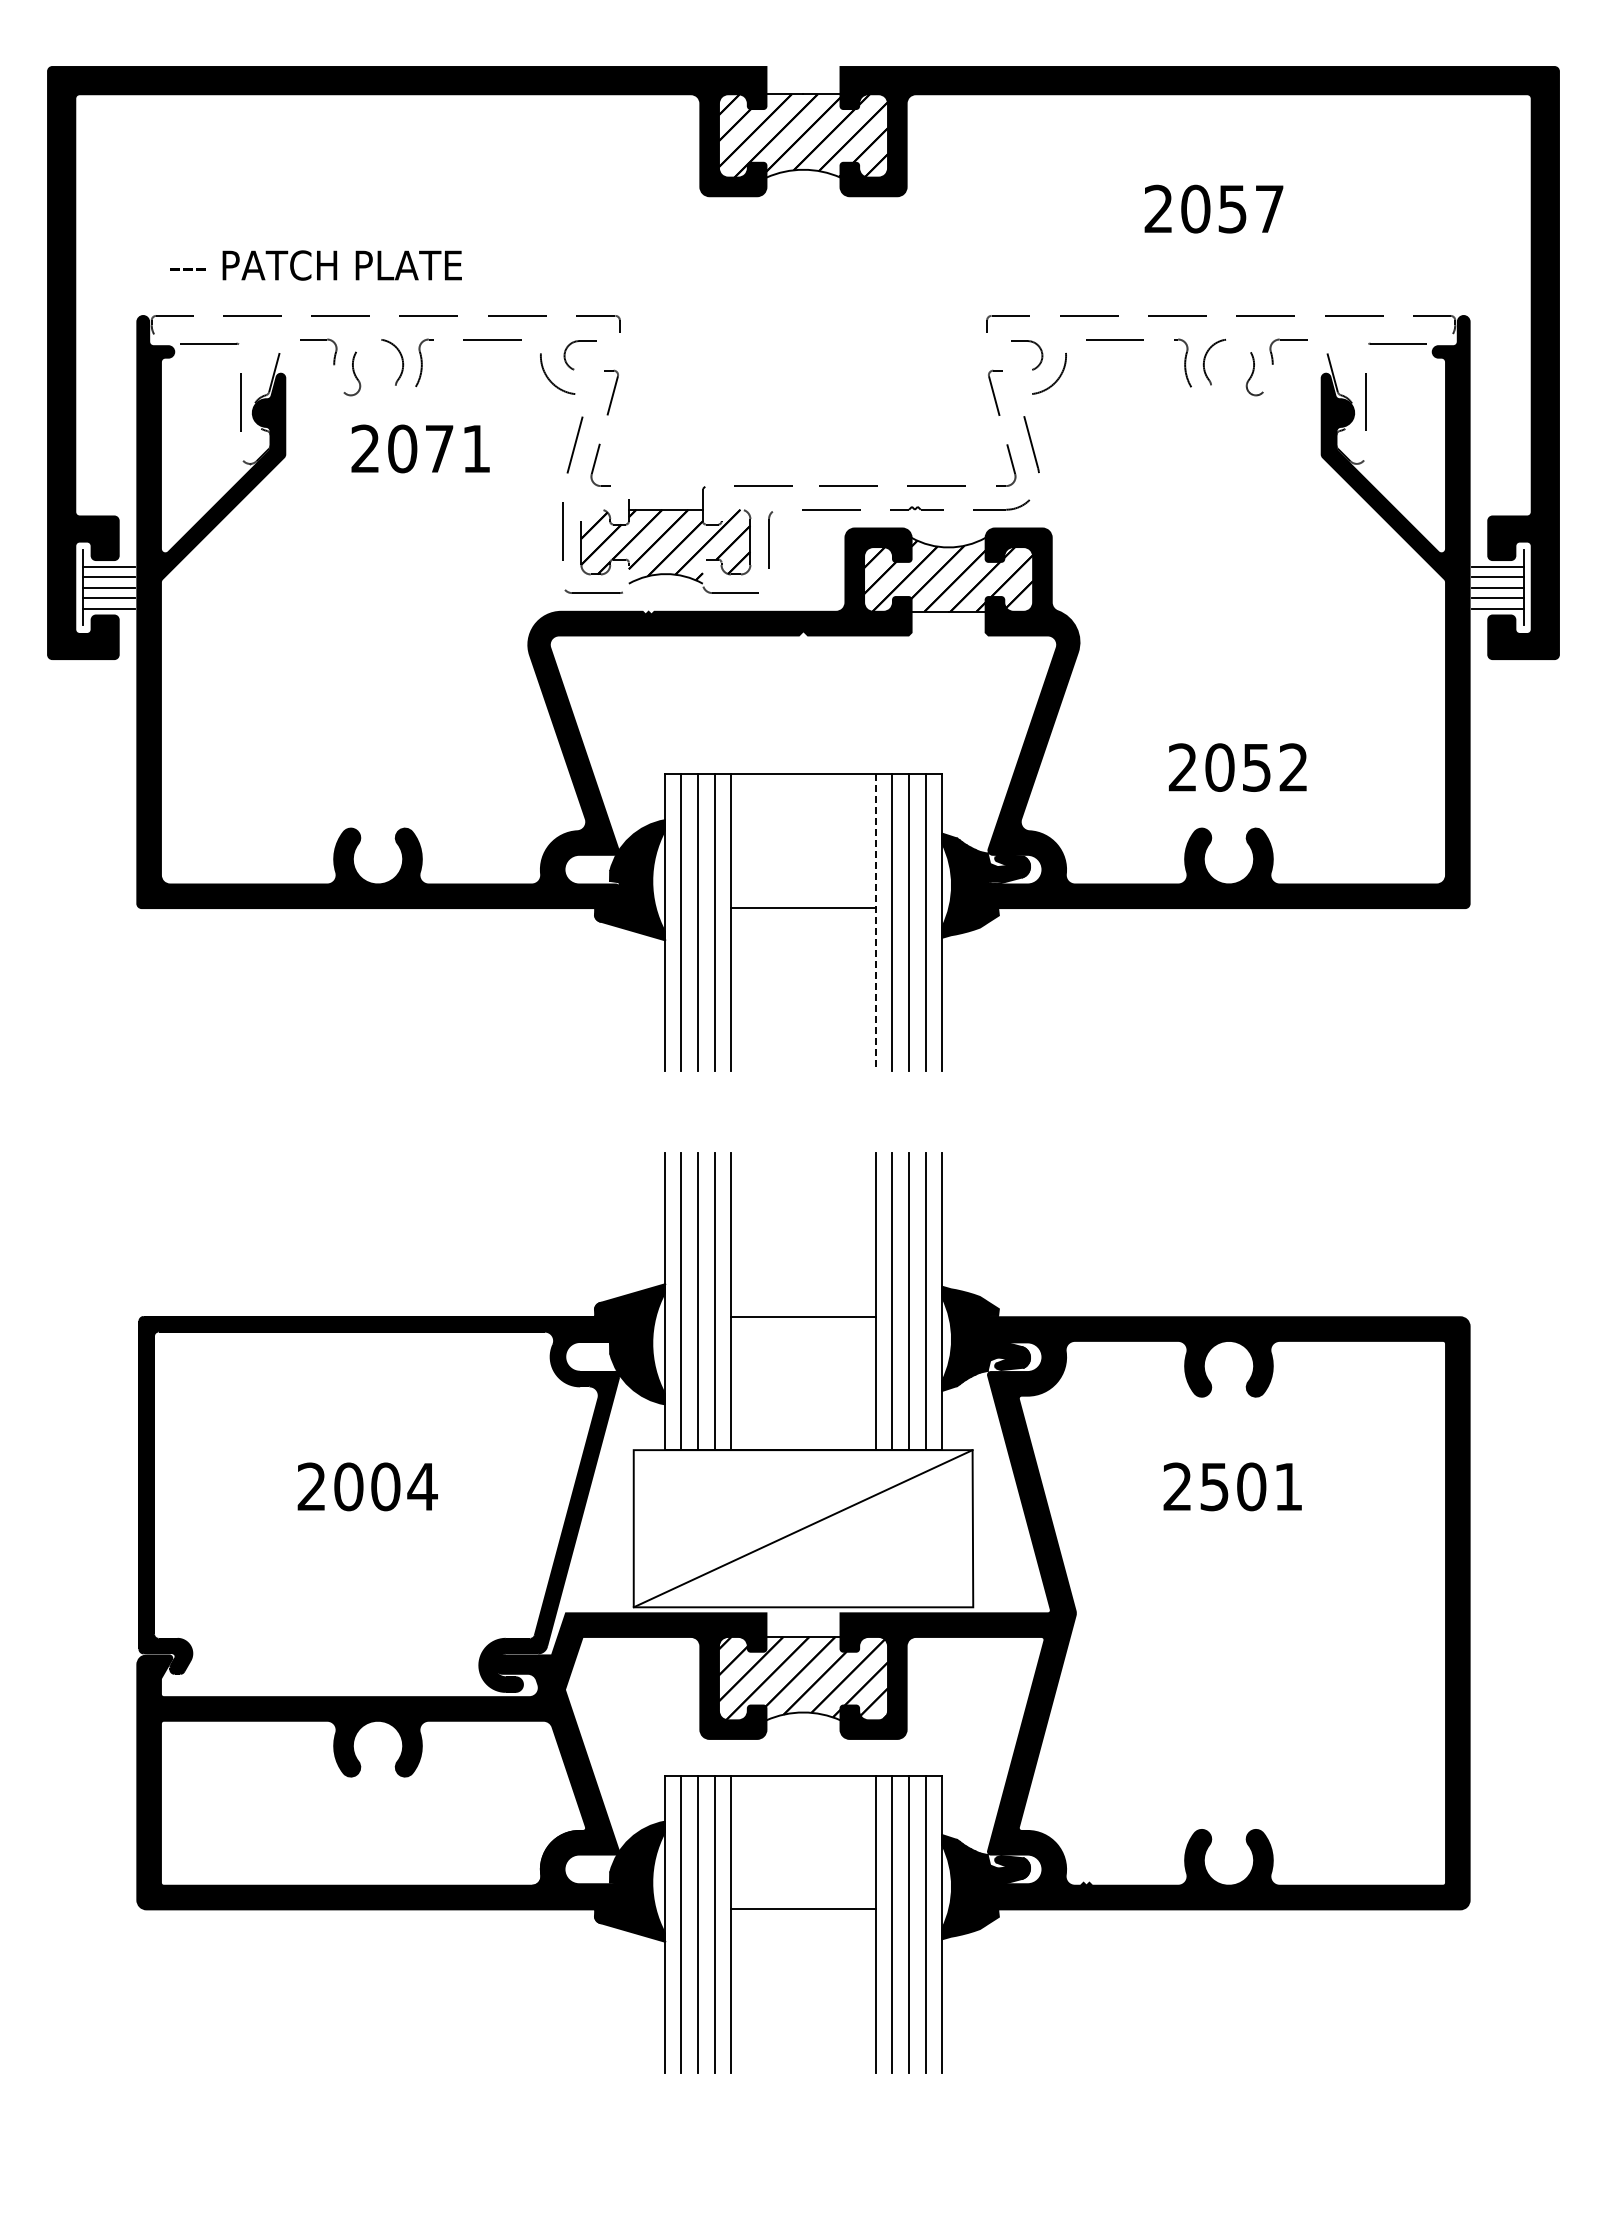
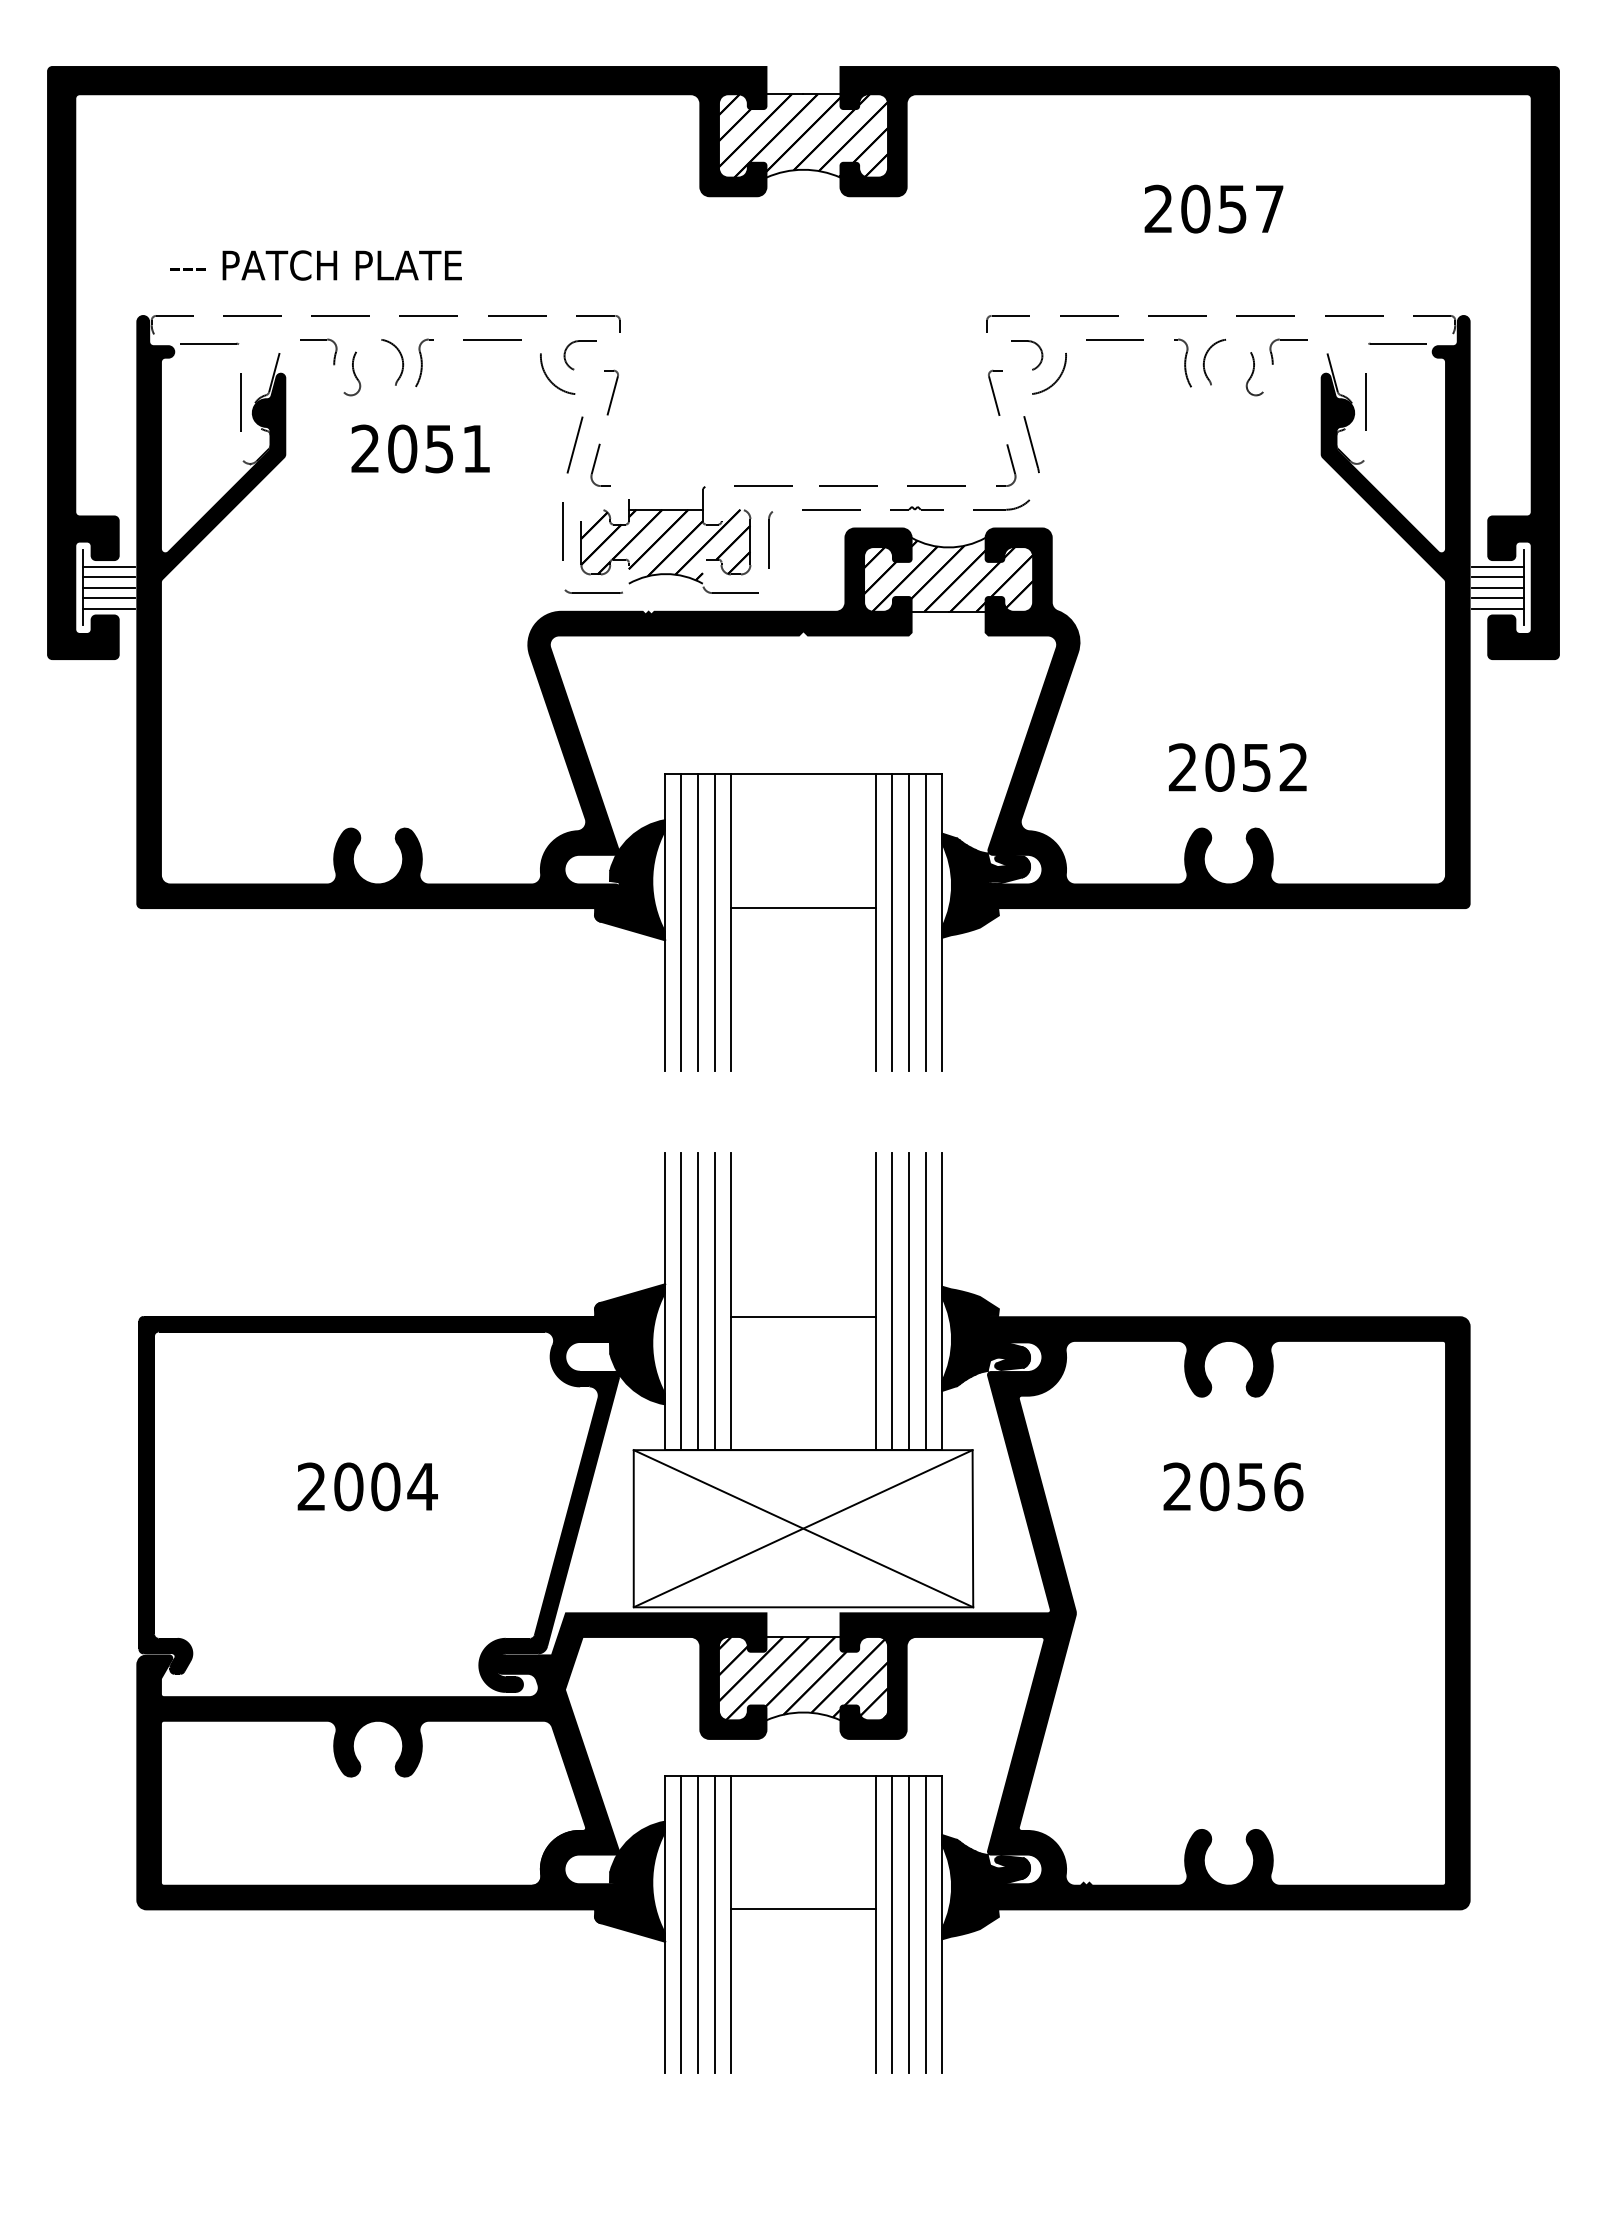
text: 2071 -> 2051 (439, 449)
line: dashed -> solid (875, 923)
text: 2501 -> 2056 (1251, 1486)
line: none -> present (803, 1528)
